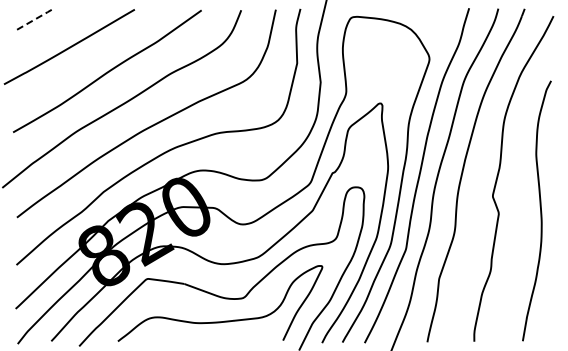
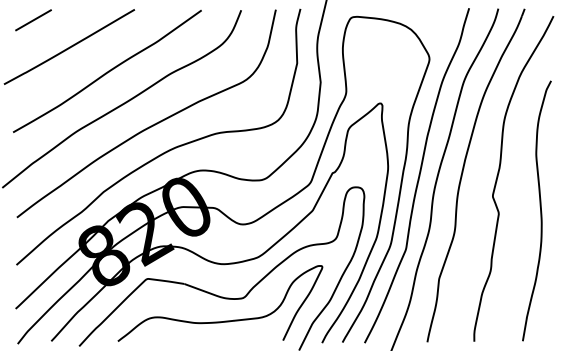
line: dashed -> solid (34, 19)
